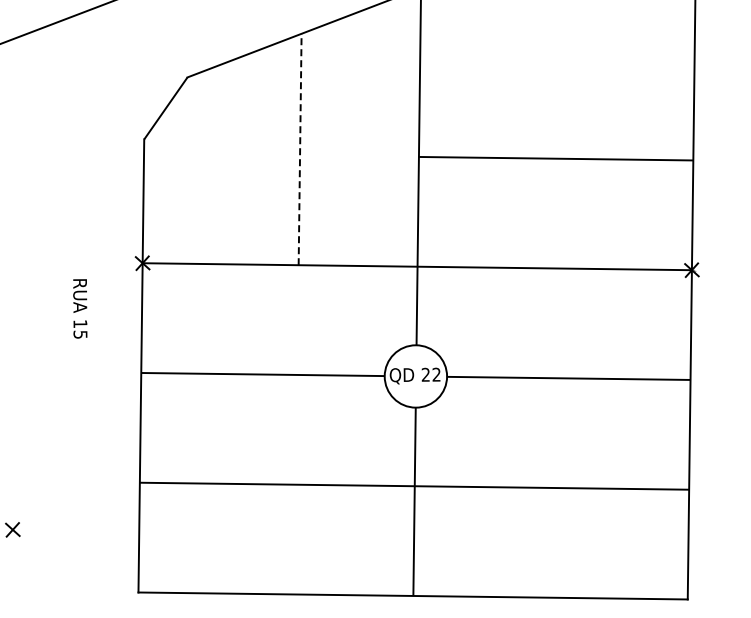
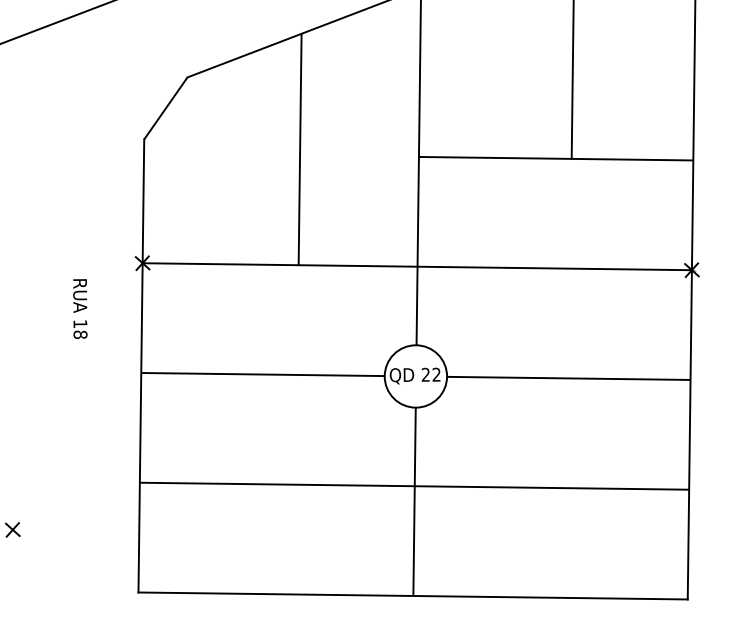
line: none -> present (572, 80)
line: dashed -> solid (300, 149)
text: 15 -> 18 (80, 334)
